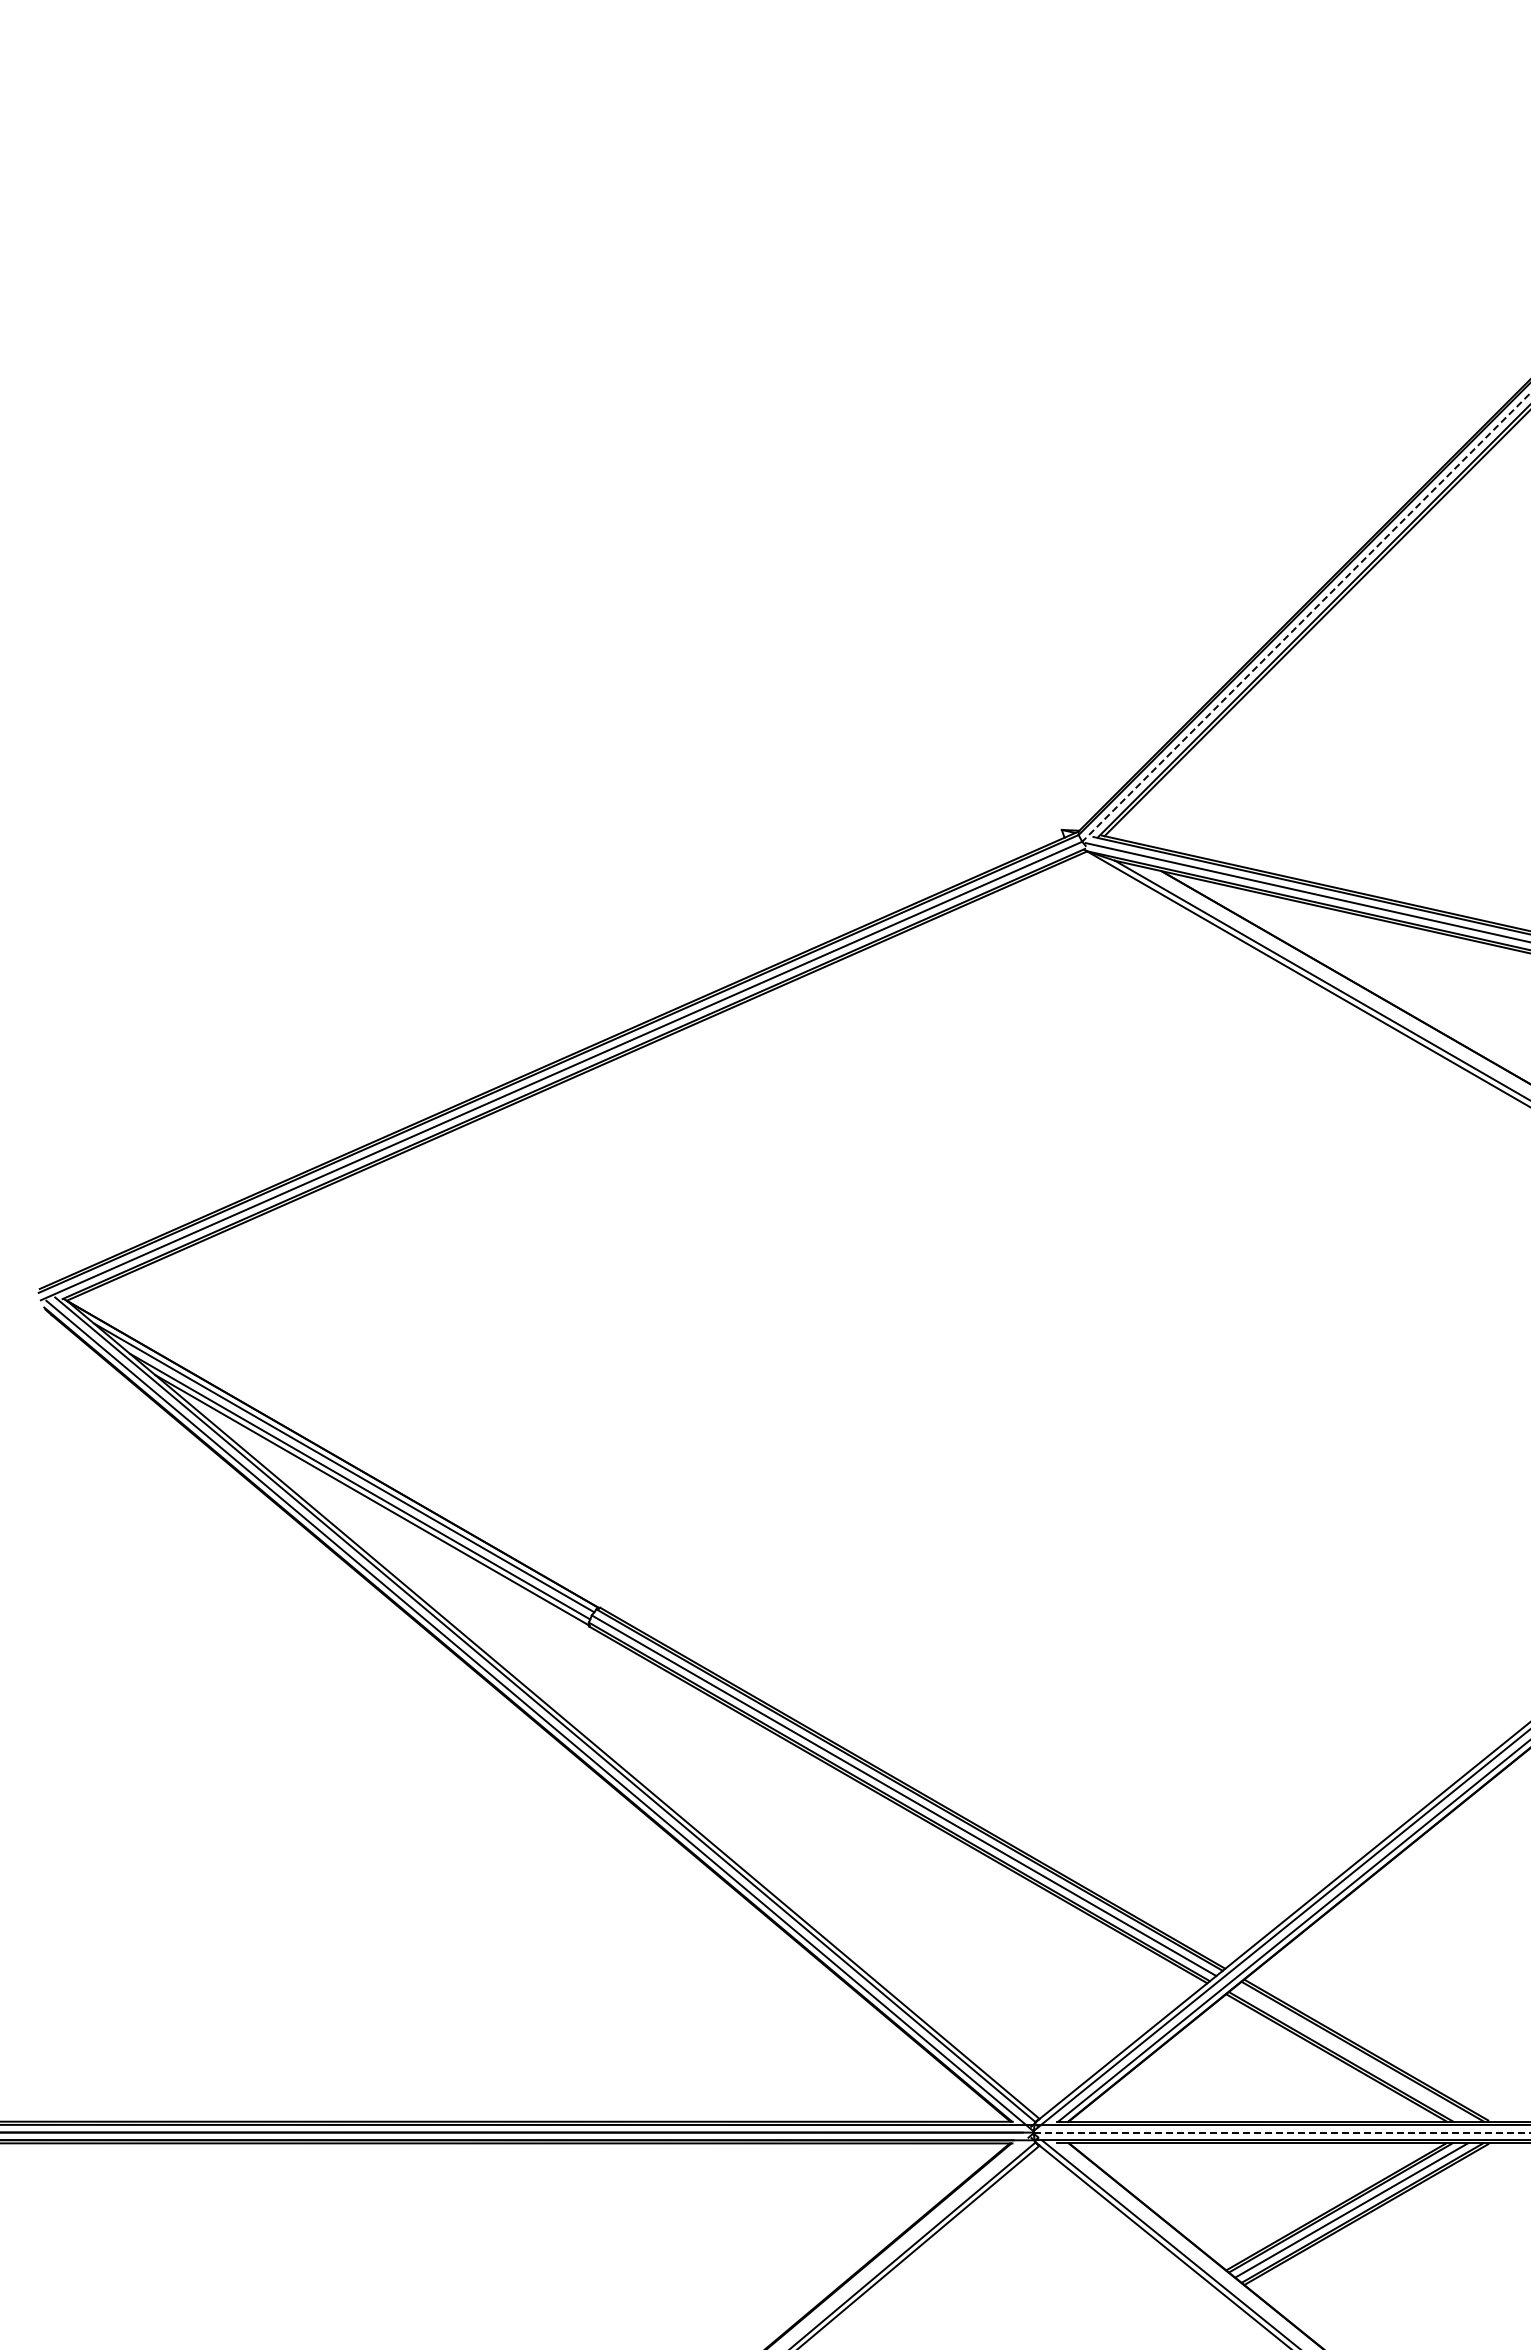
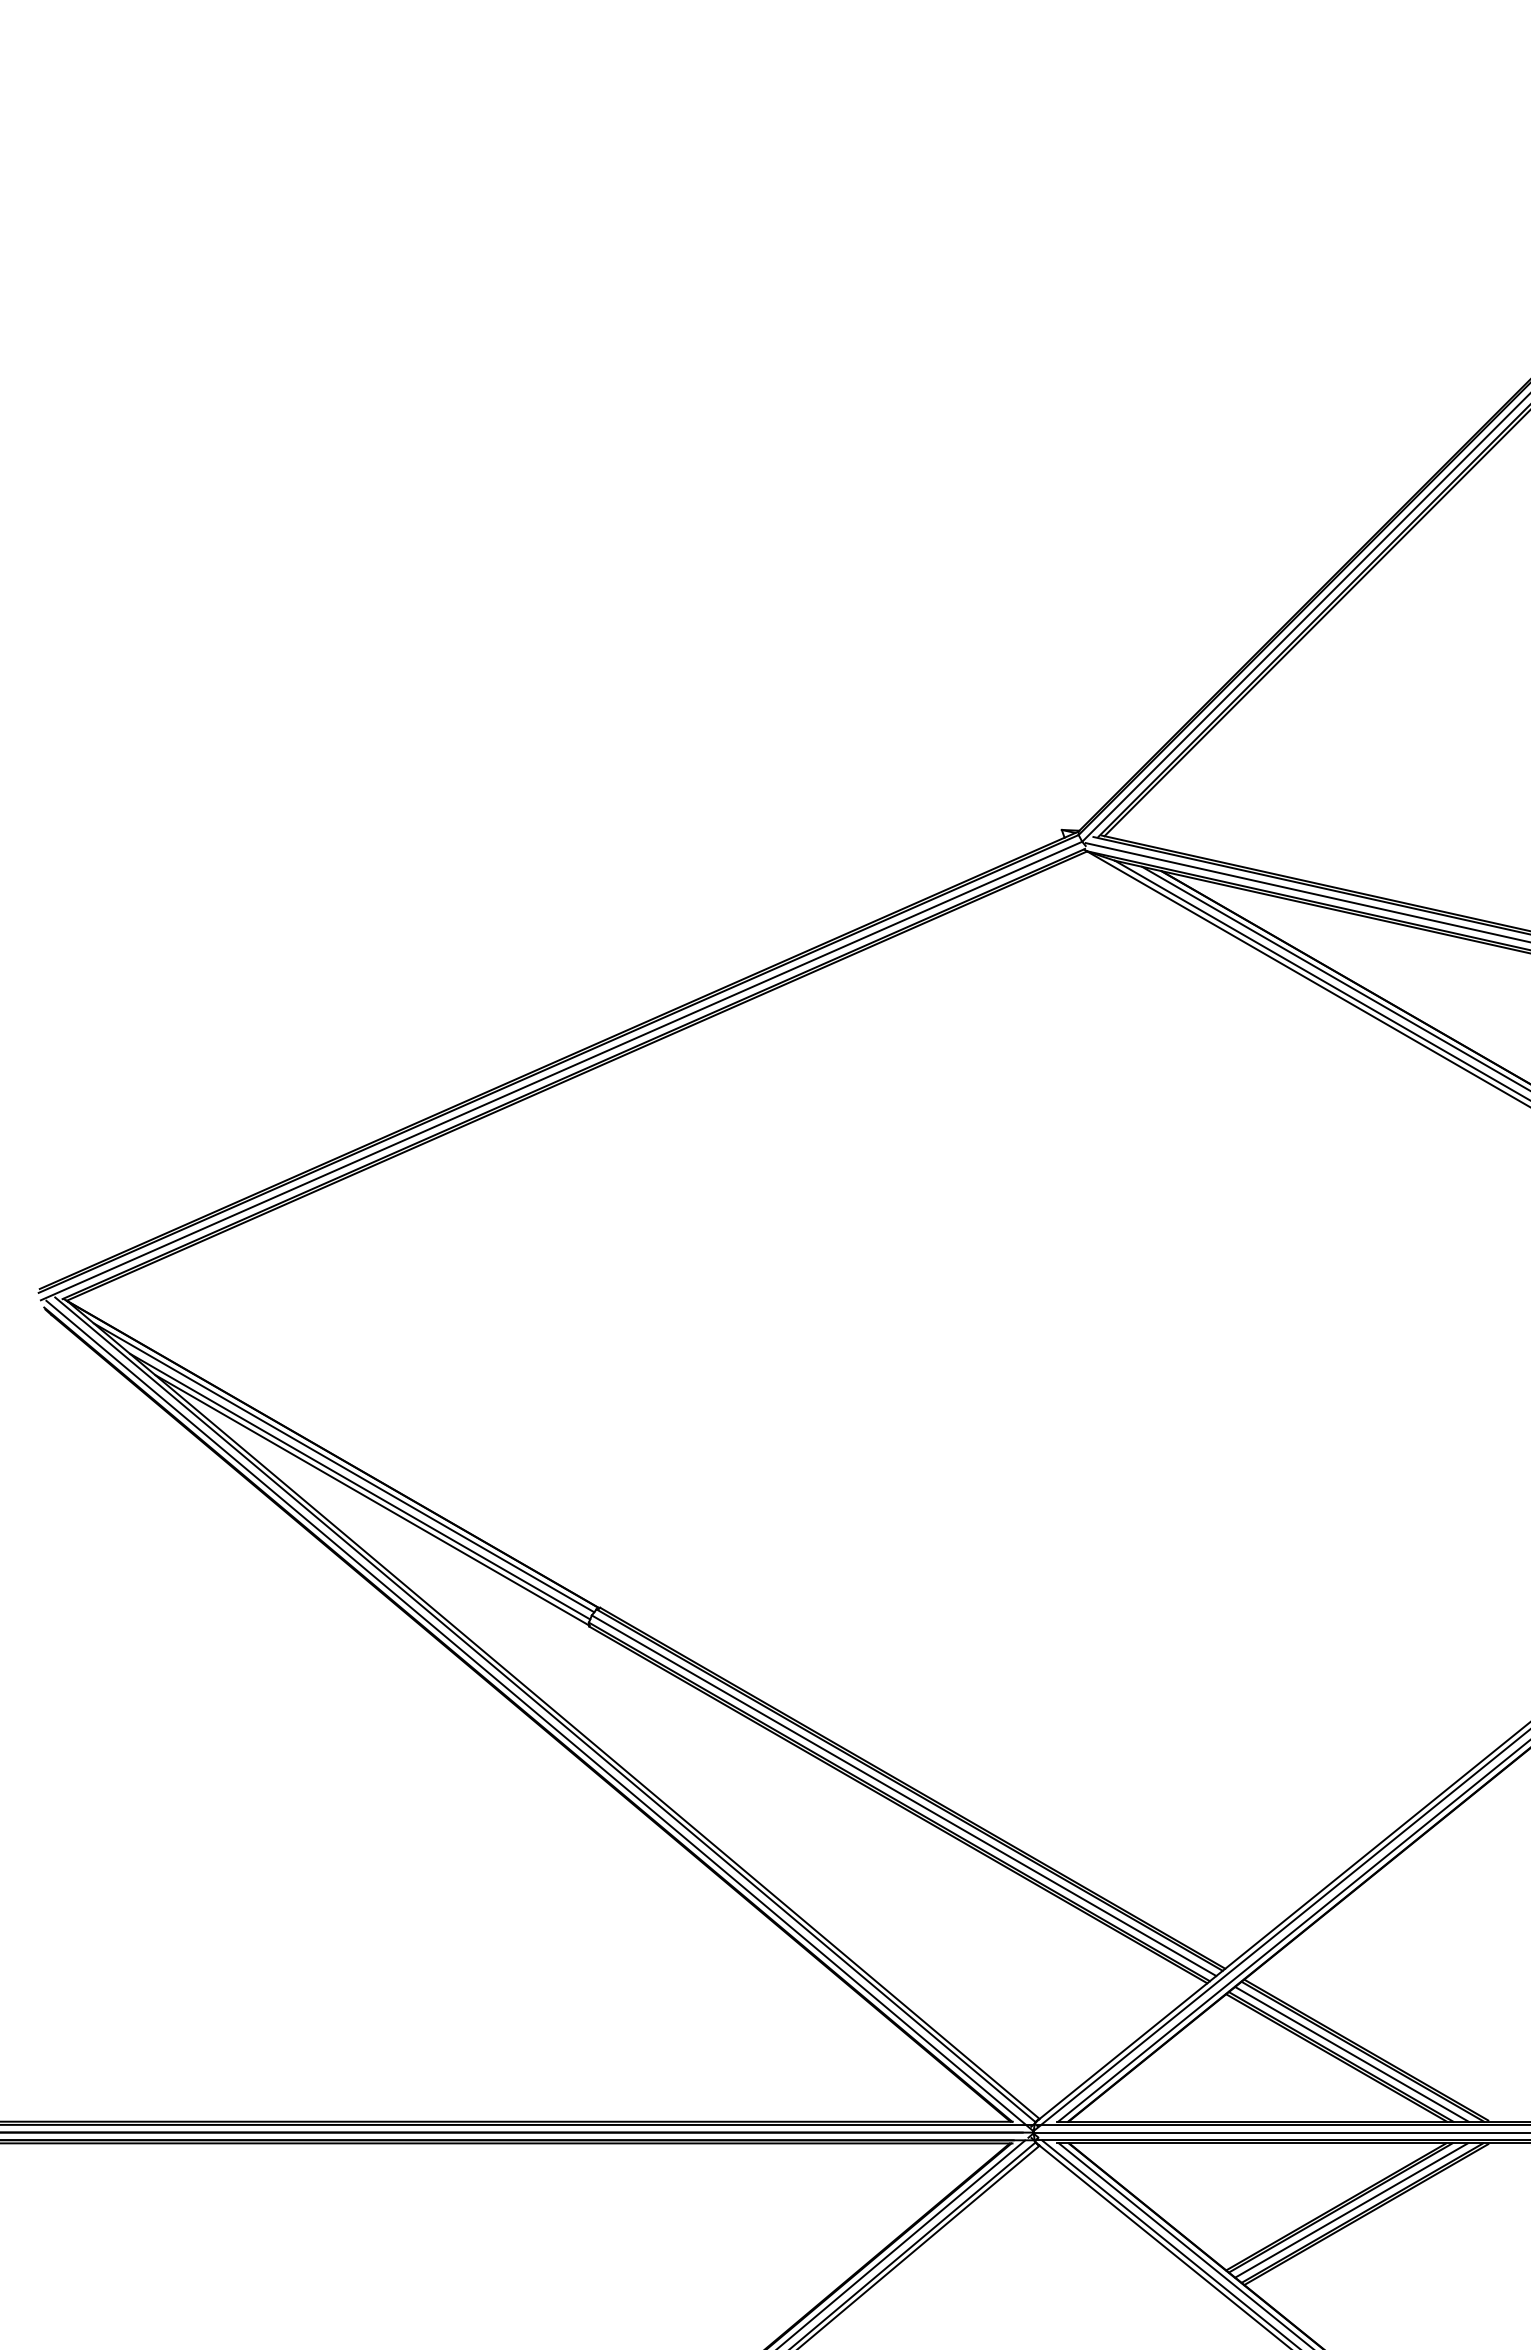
line: dashed -> solid (1306, 617)
line: none -> present (1334, 977)
line: none -> present (1351, 2054)
line: dashed -> solid (1282, 2132)
line: none -> present (902, 2243)
line: none -> present (1184, 2244)
